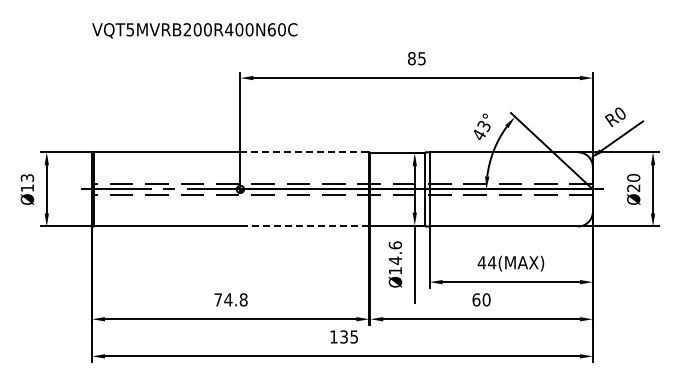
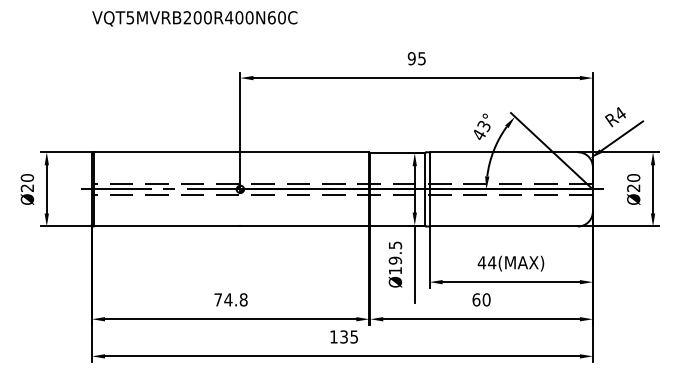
text position: (194, 30) -> (194, 18) (194, 18)
text: 85 -> 95 (411, 58)
text: R0 -> R4 (620, 113)
line: dashed -> solid (305, 152)
text: Ø13 -> Ø20 (27, 183)
line: dashed -> solid (304, 226)
text: Ø14.6 -> Ø19.5 (395, 252)
